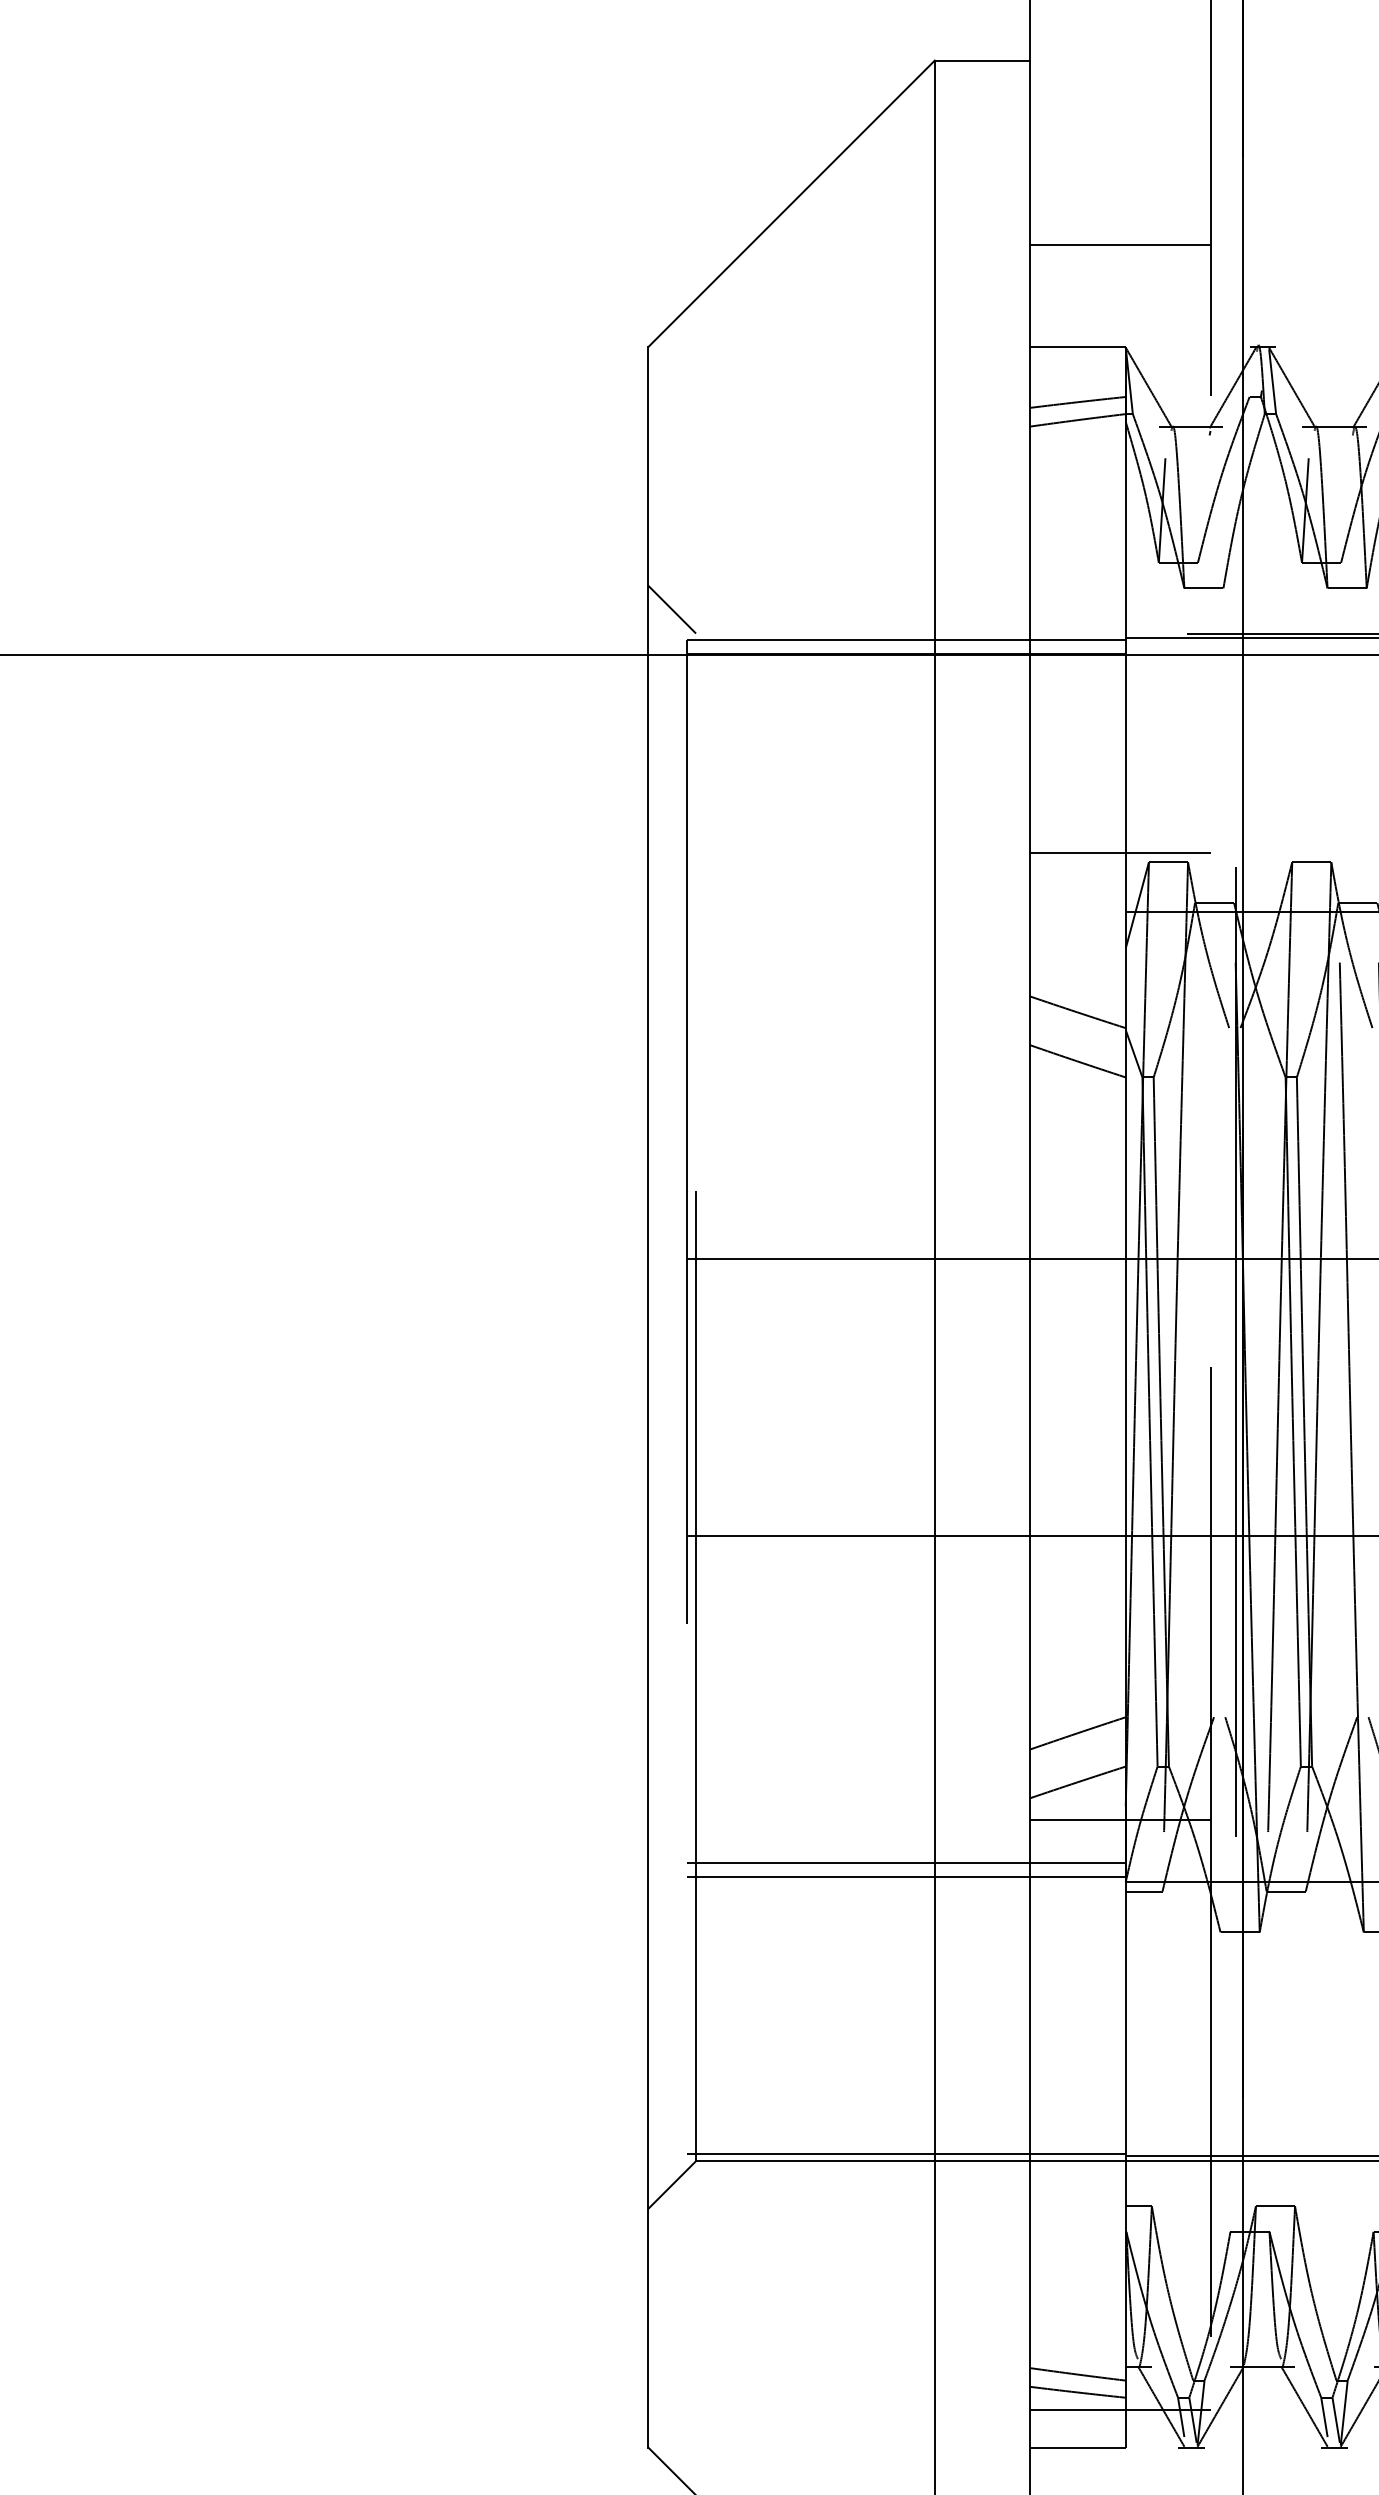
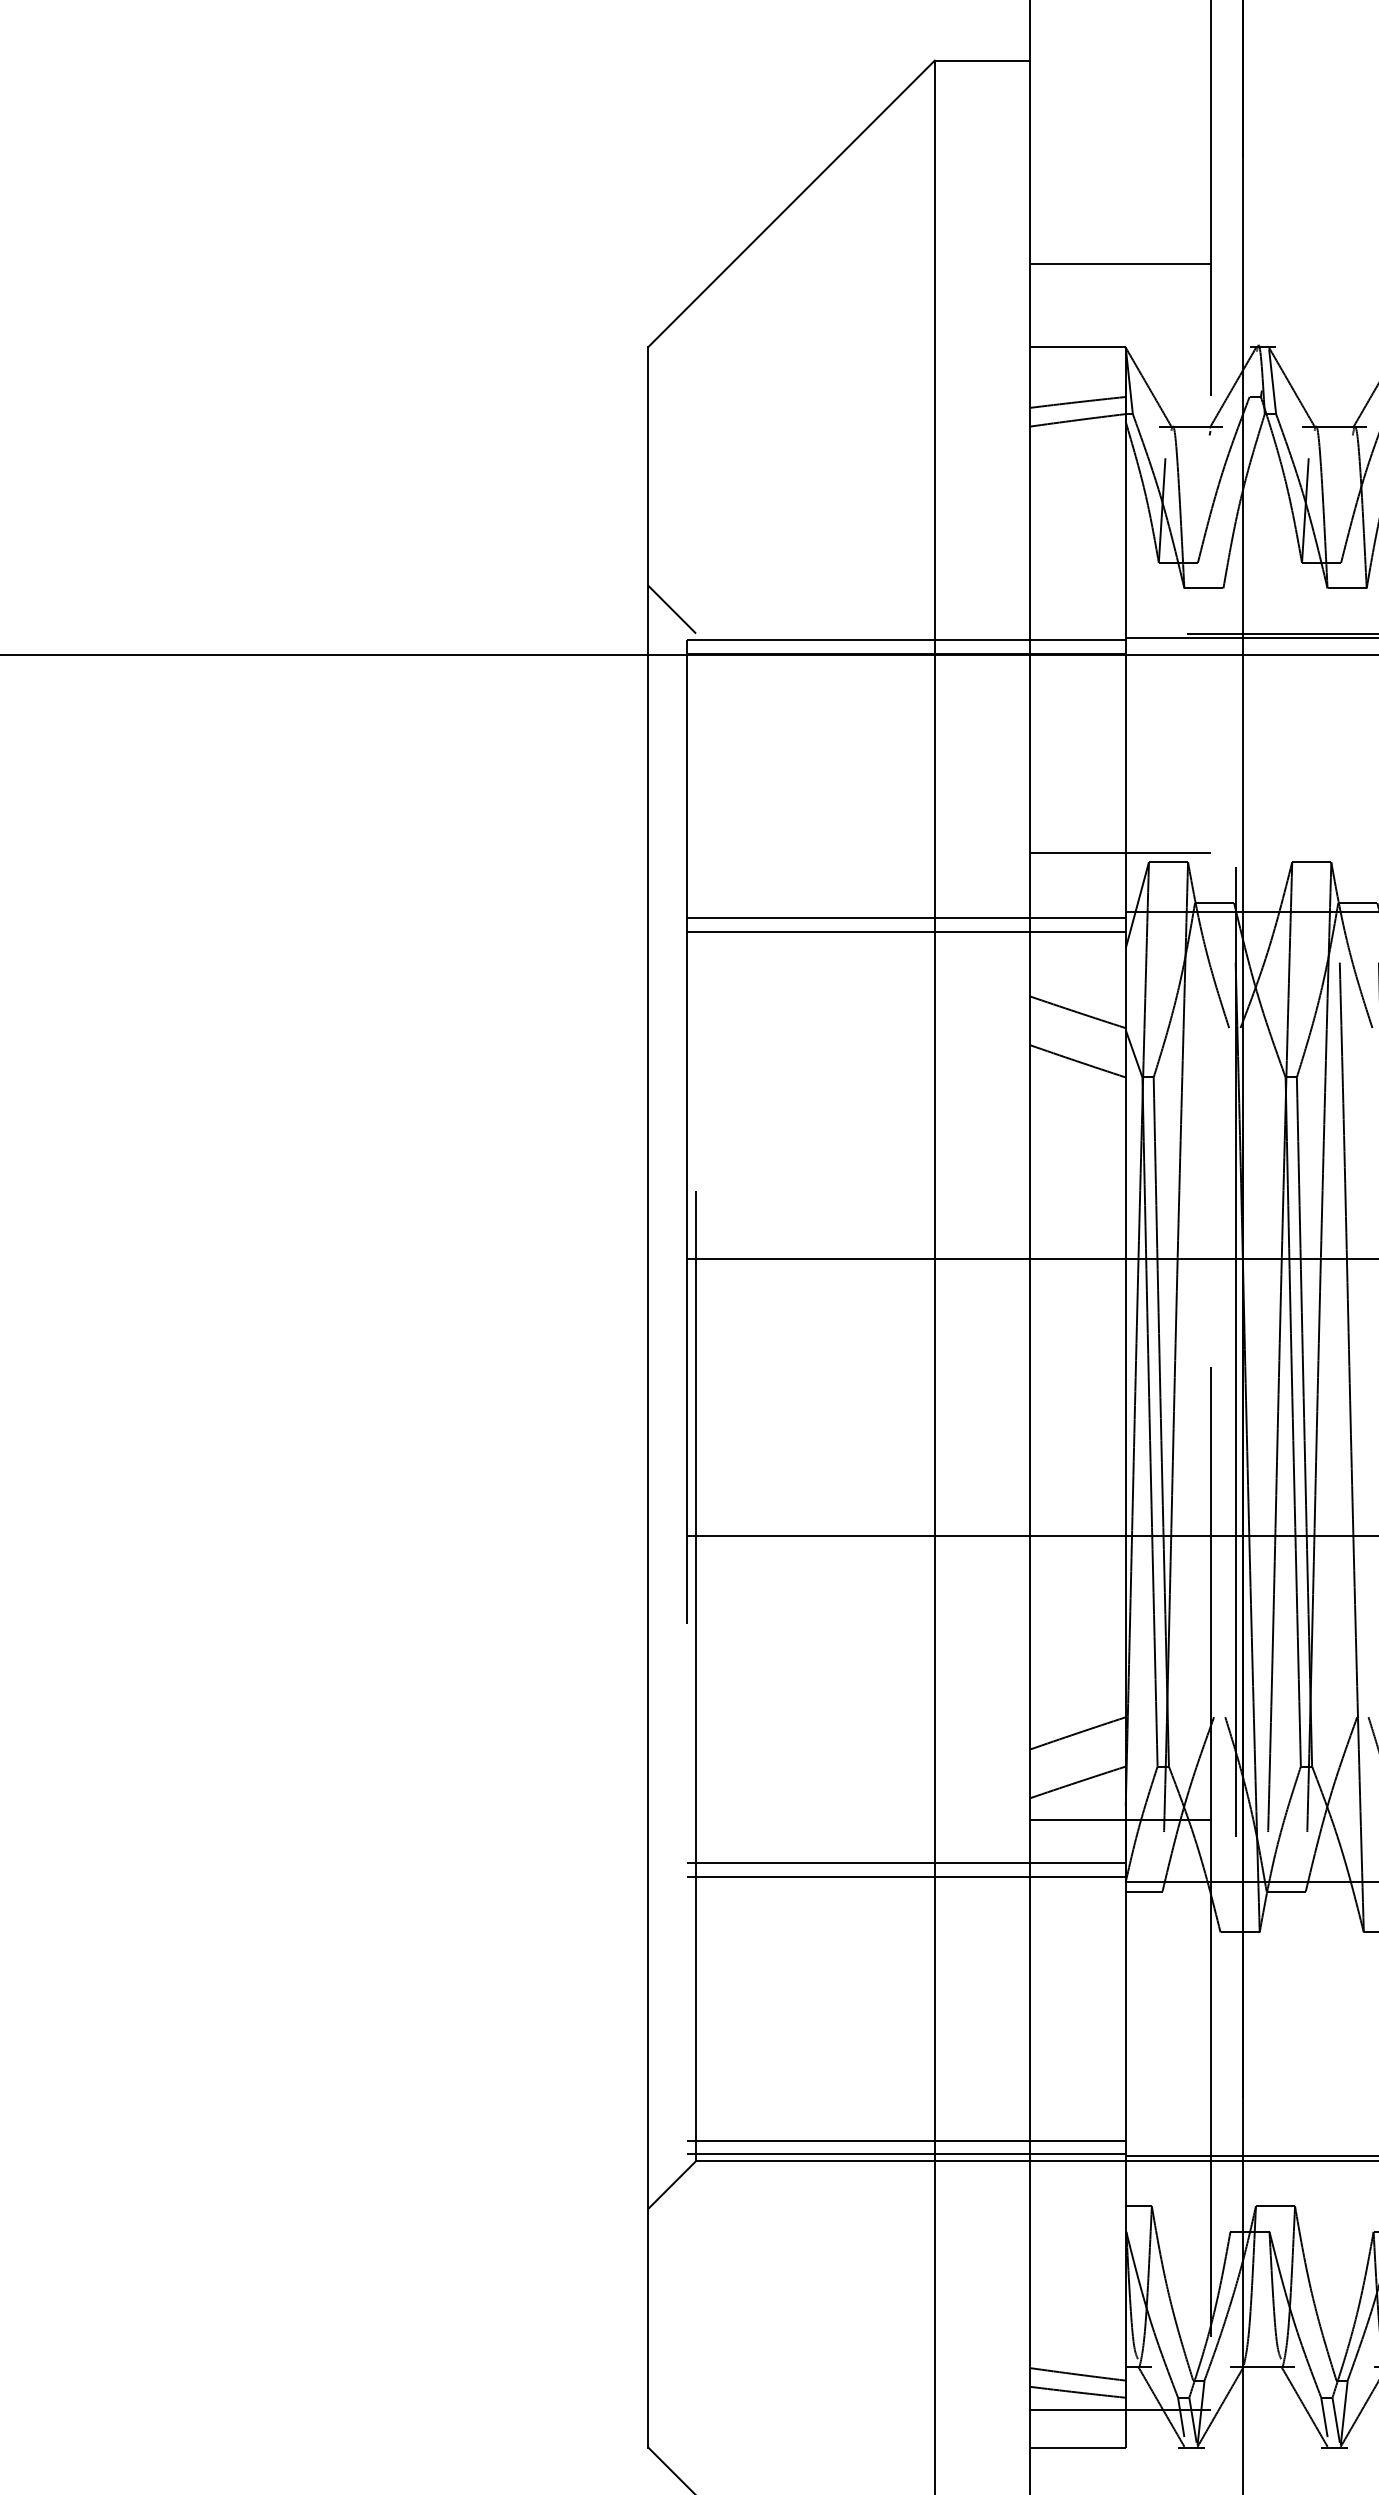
line position: (1120, 244) -> (1120, 263) (1120, 263)
line: none -> present (905, 918)
line: none -> present (905, 931)
line: none -> present (905, 2140)
